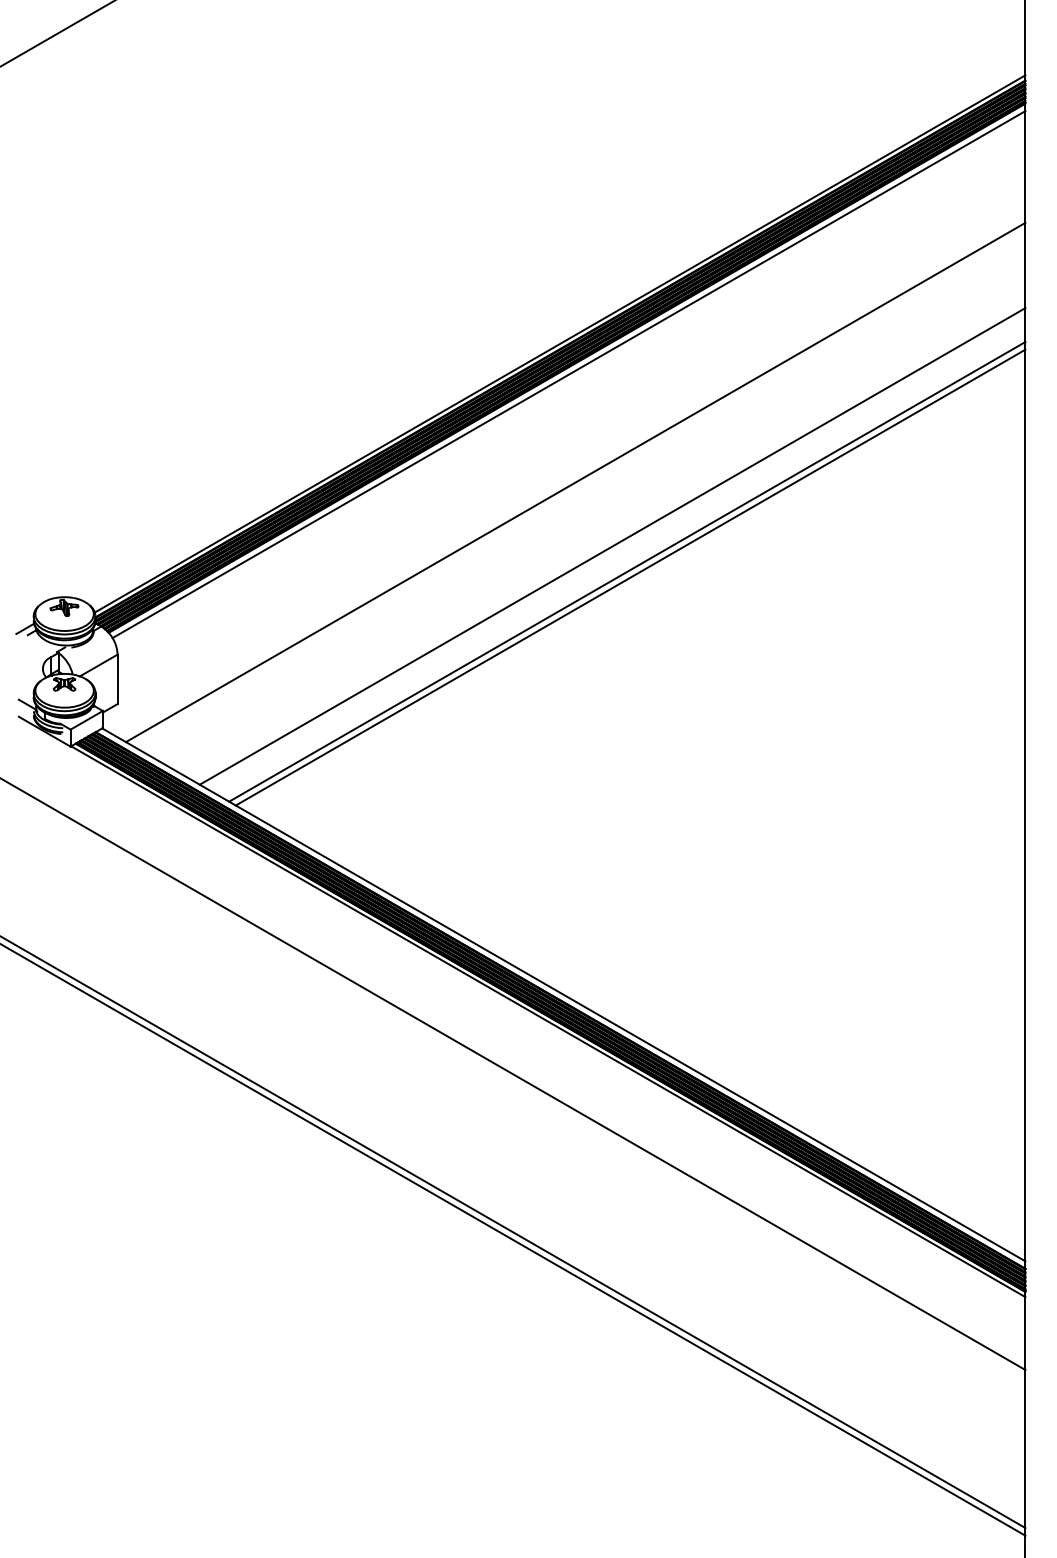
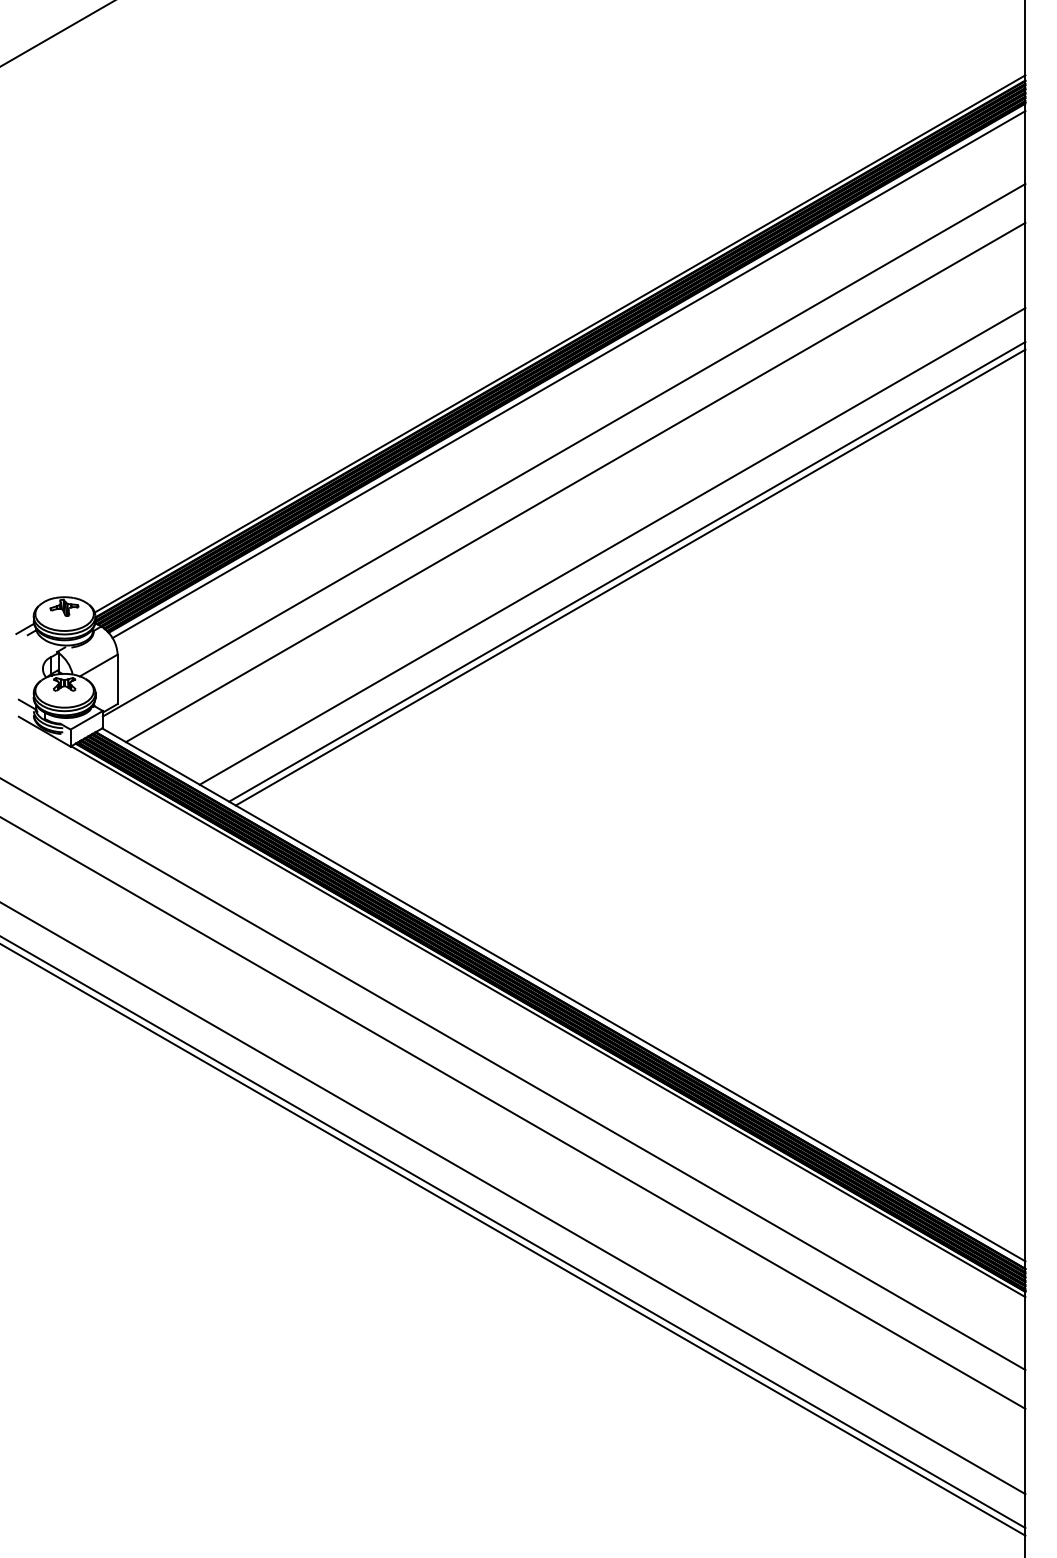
line: none -> present (563, 449)
line: none -> present (513, 1113)
line: none -> present (513, 1198)
